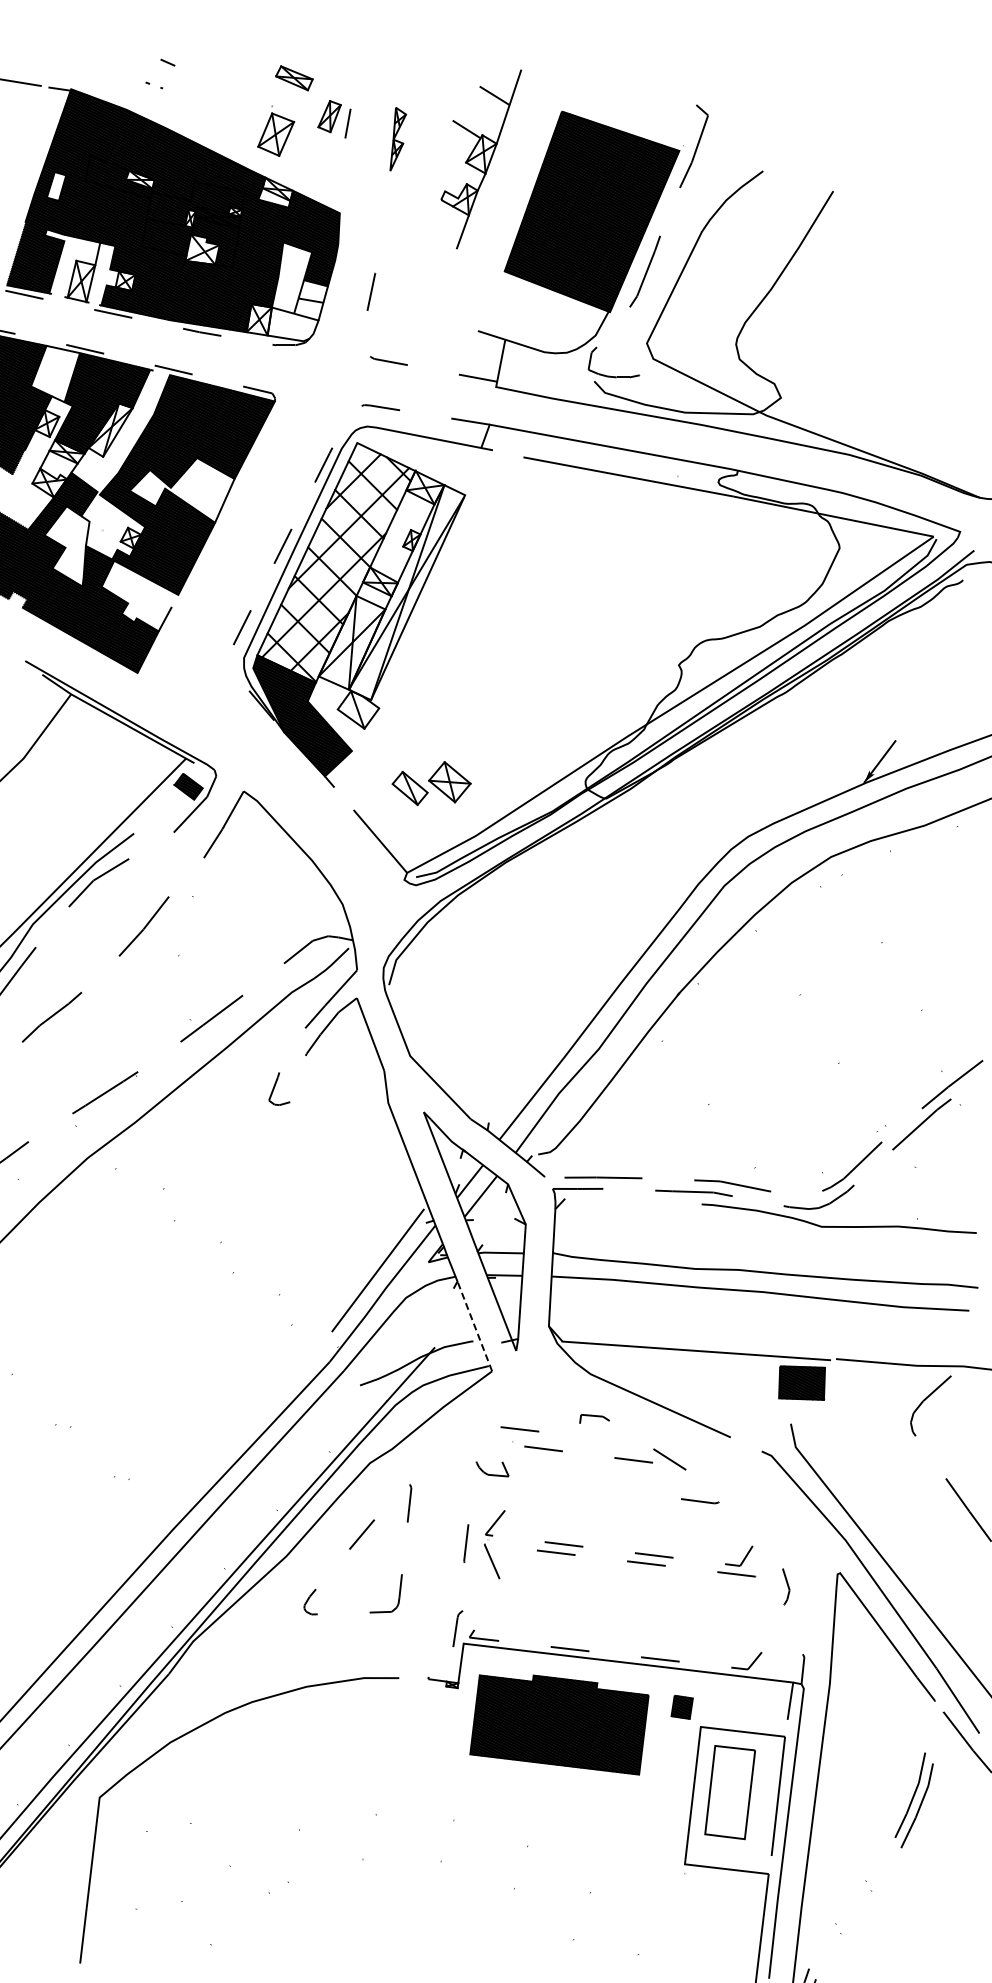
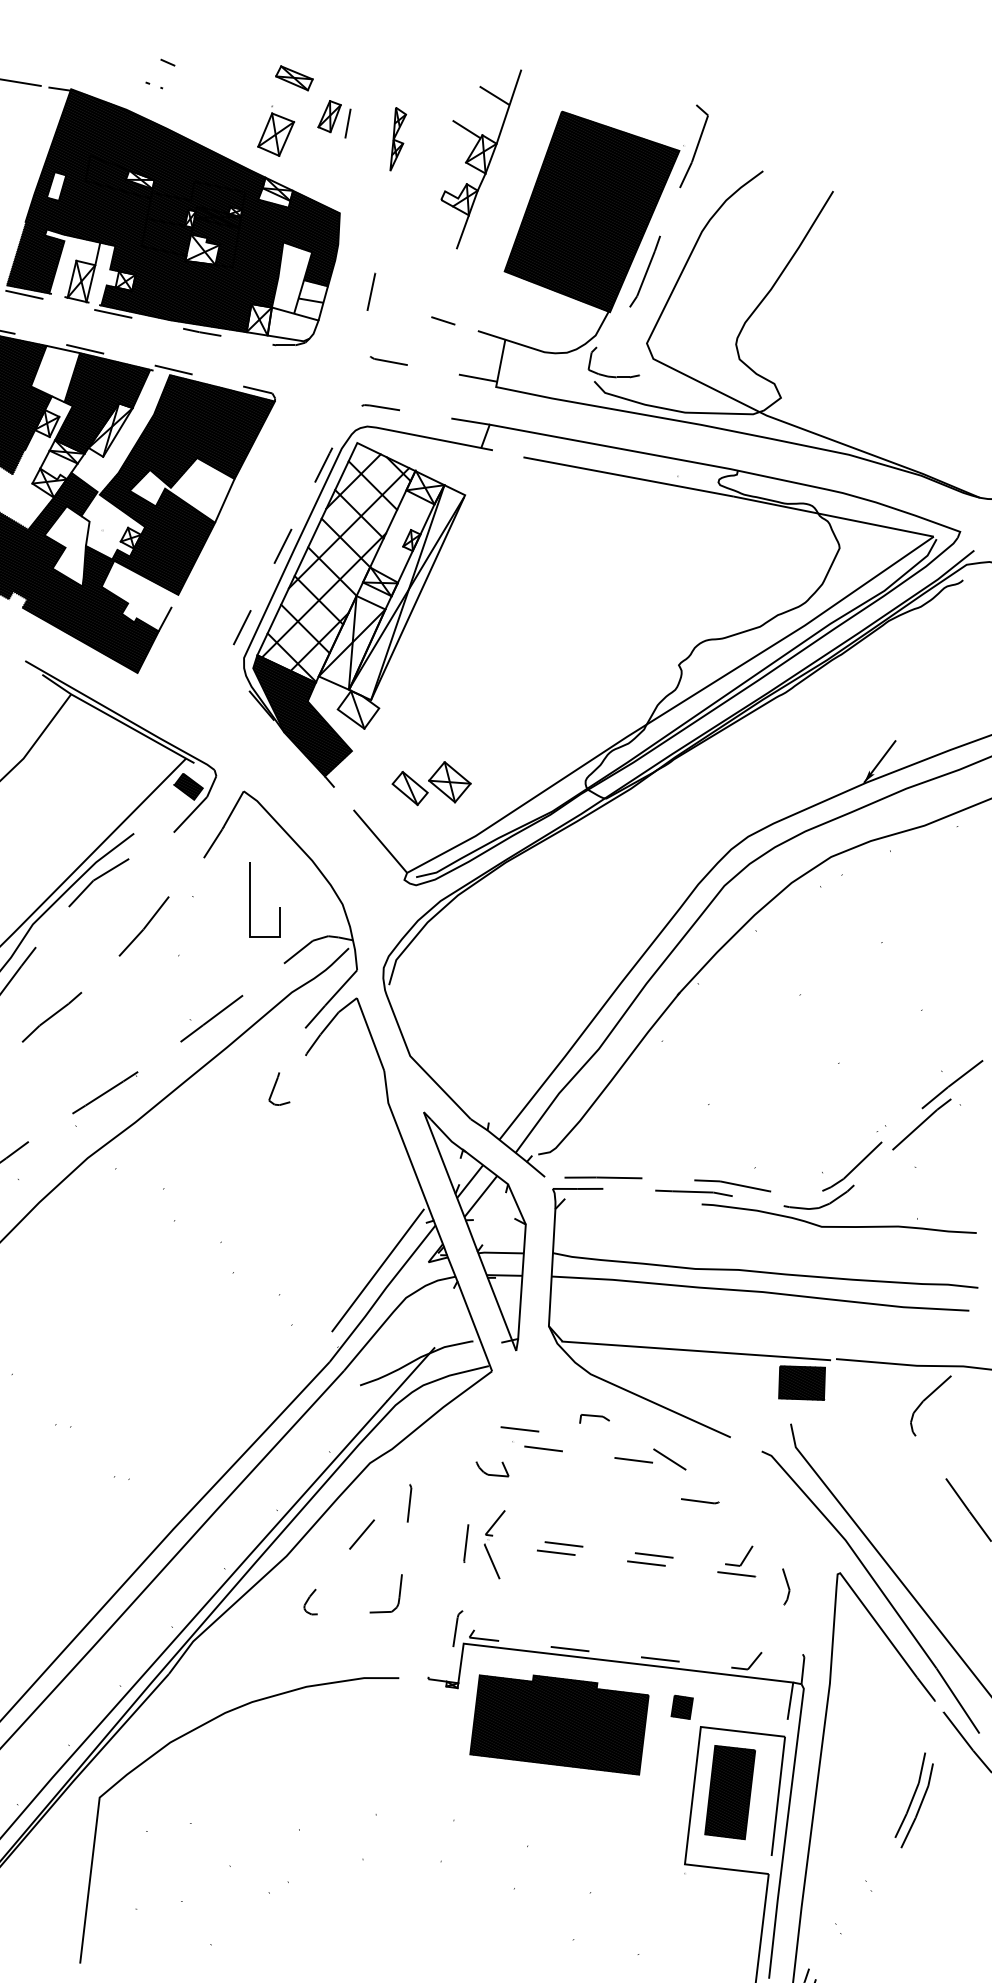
line: none -> present (443, 320)
part: none -> present (250, 899)
line: dashed -> solid (474, 1325)
hatch: none -> present (730, 1792)
